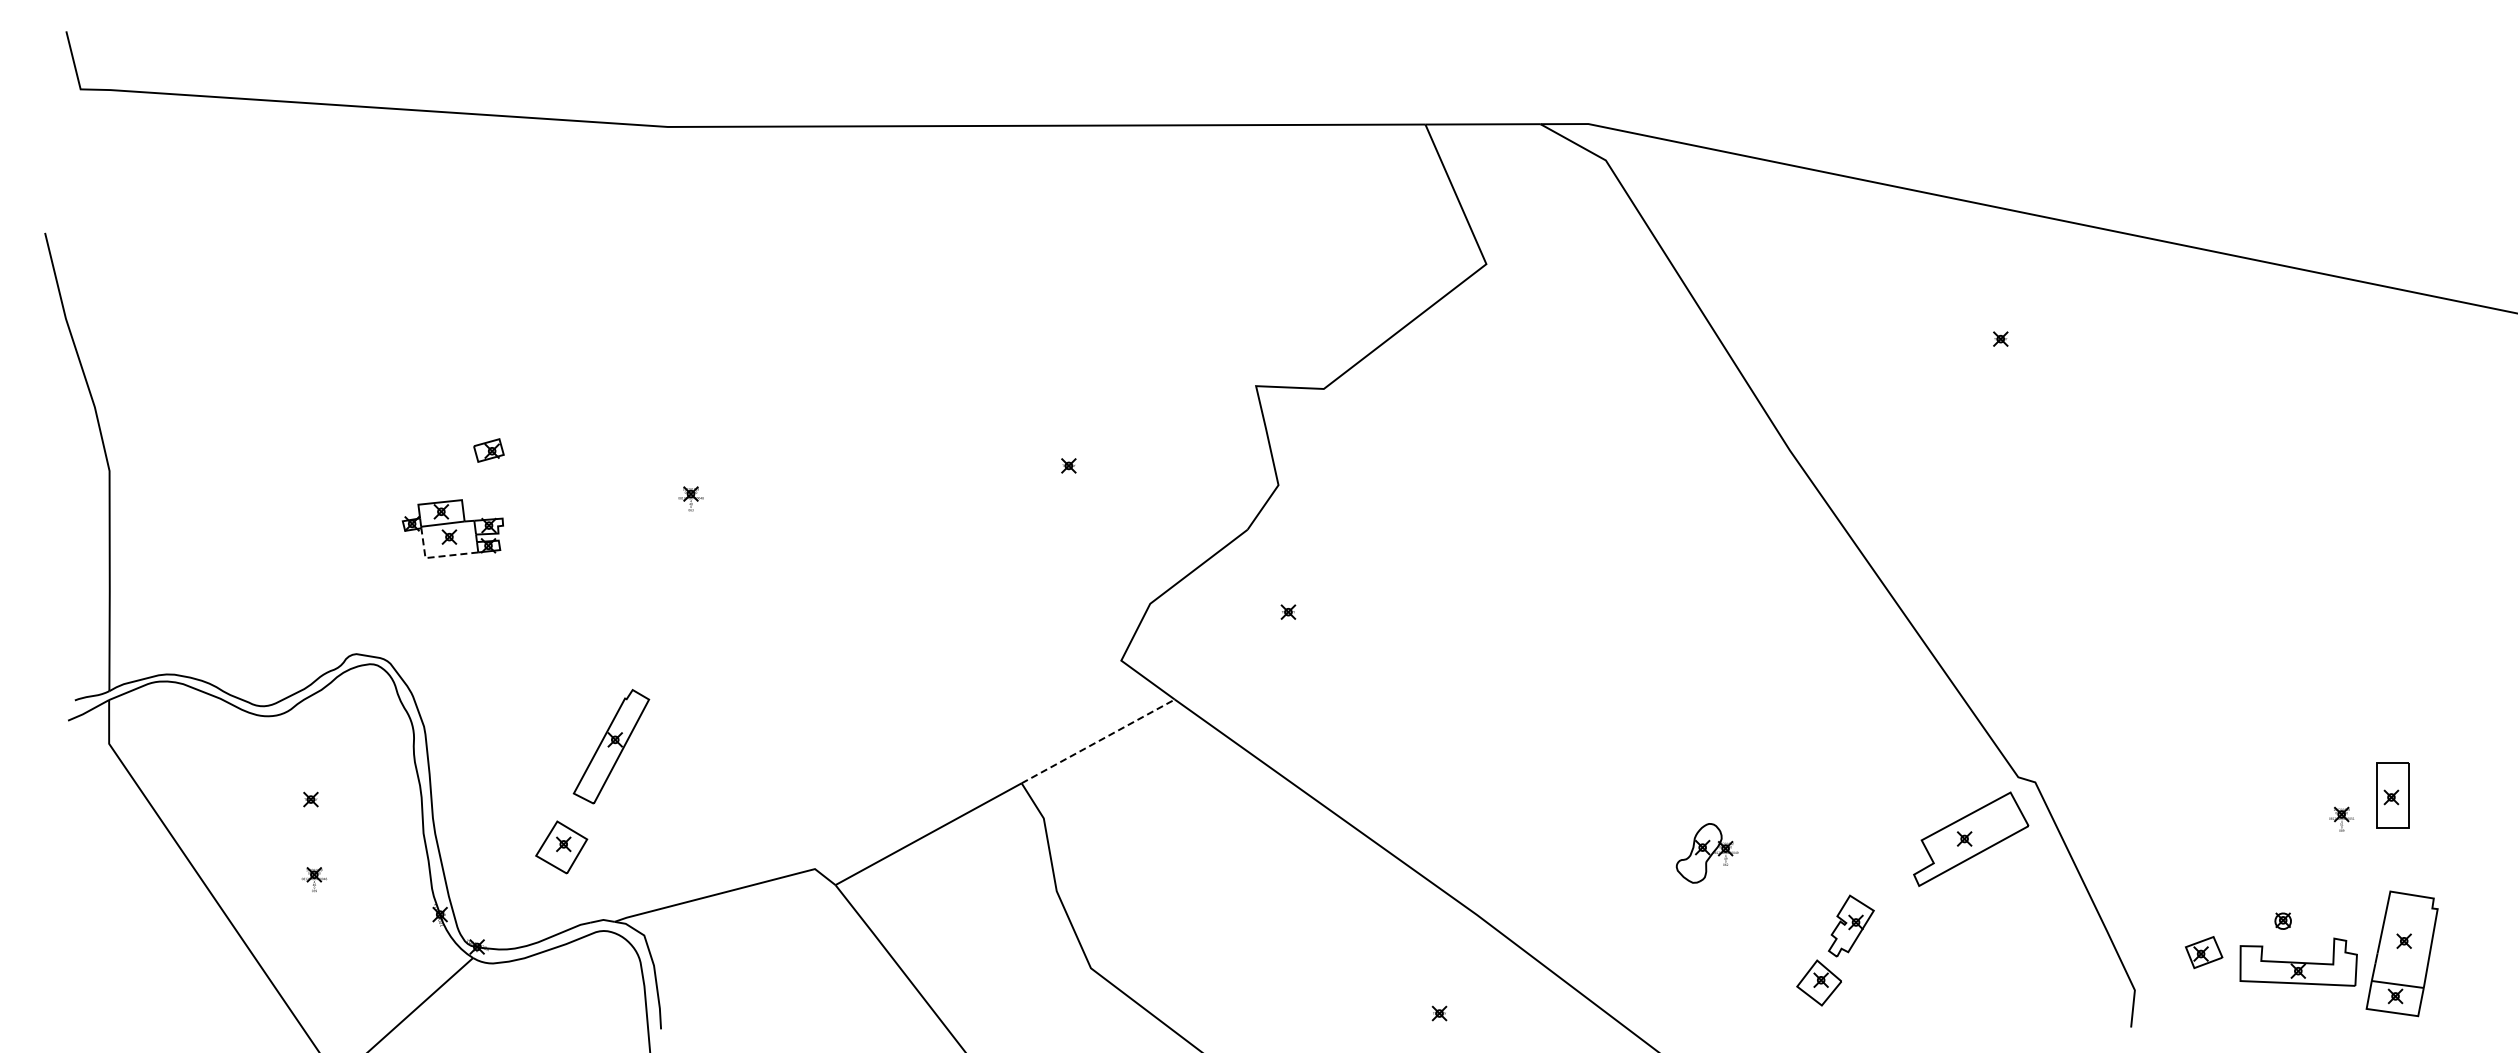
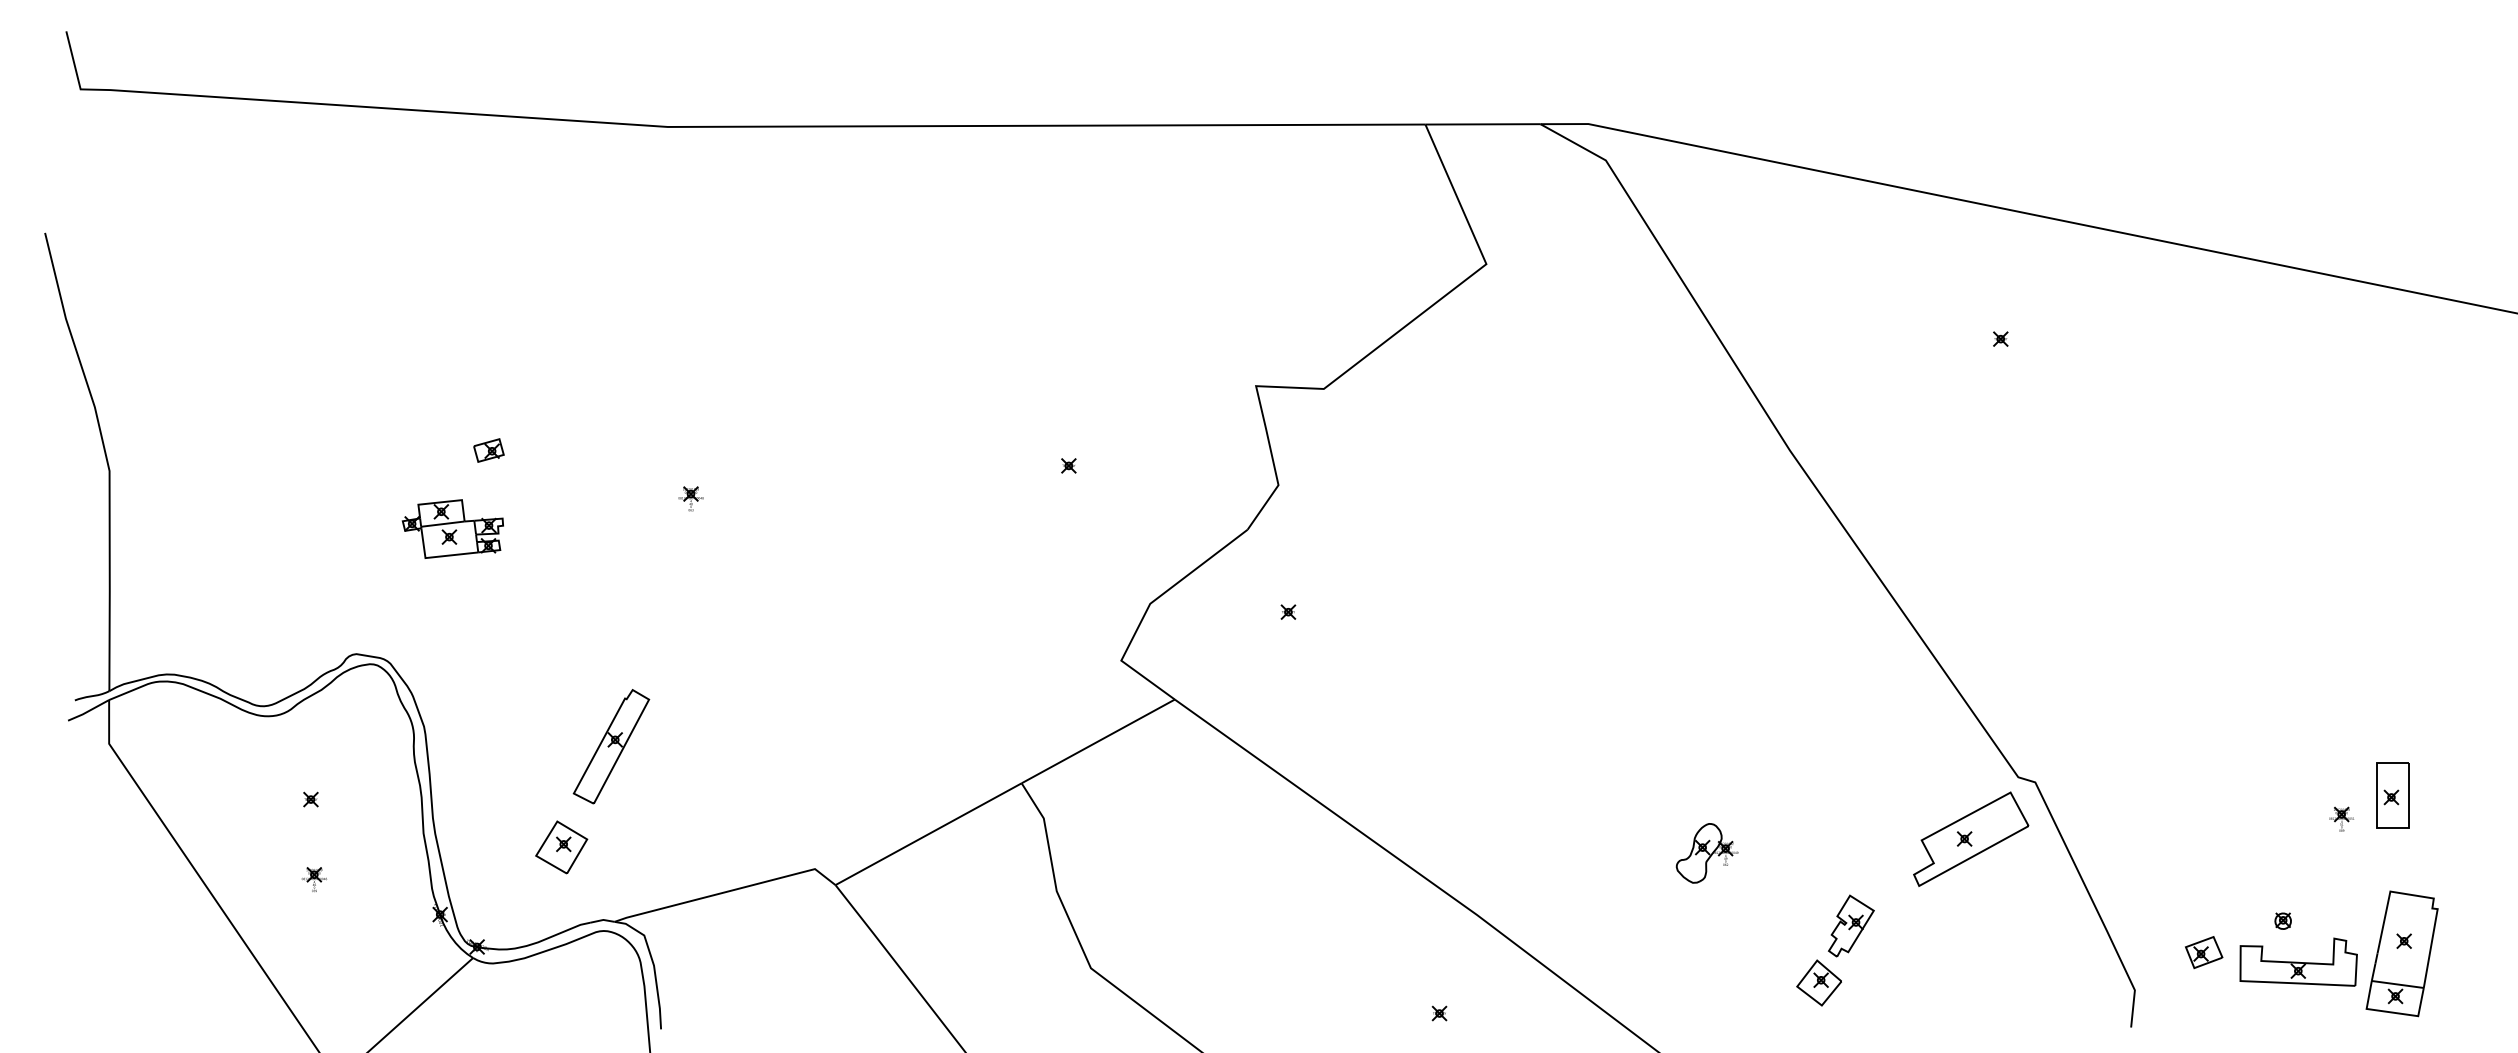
line: dashed -> solid (436, 556)
line: dashed -> solid (1098, 741)
